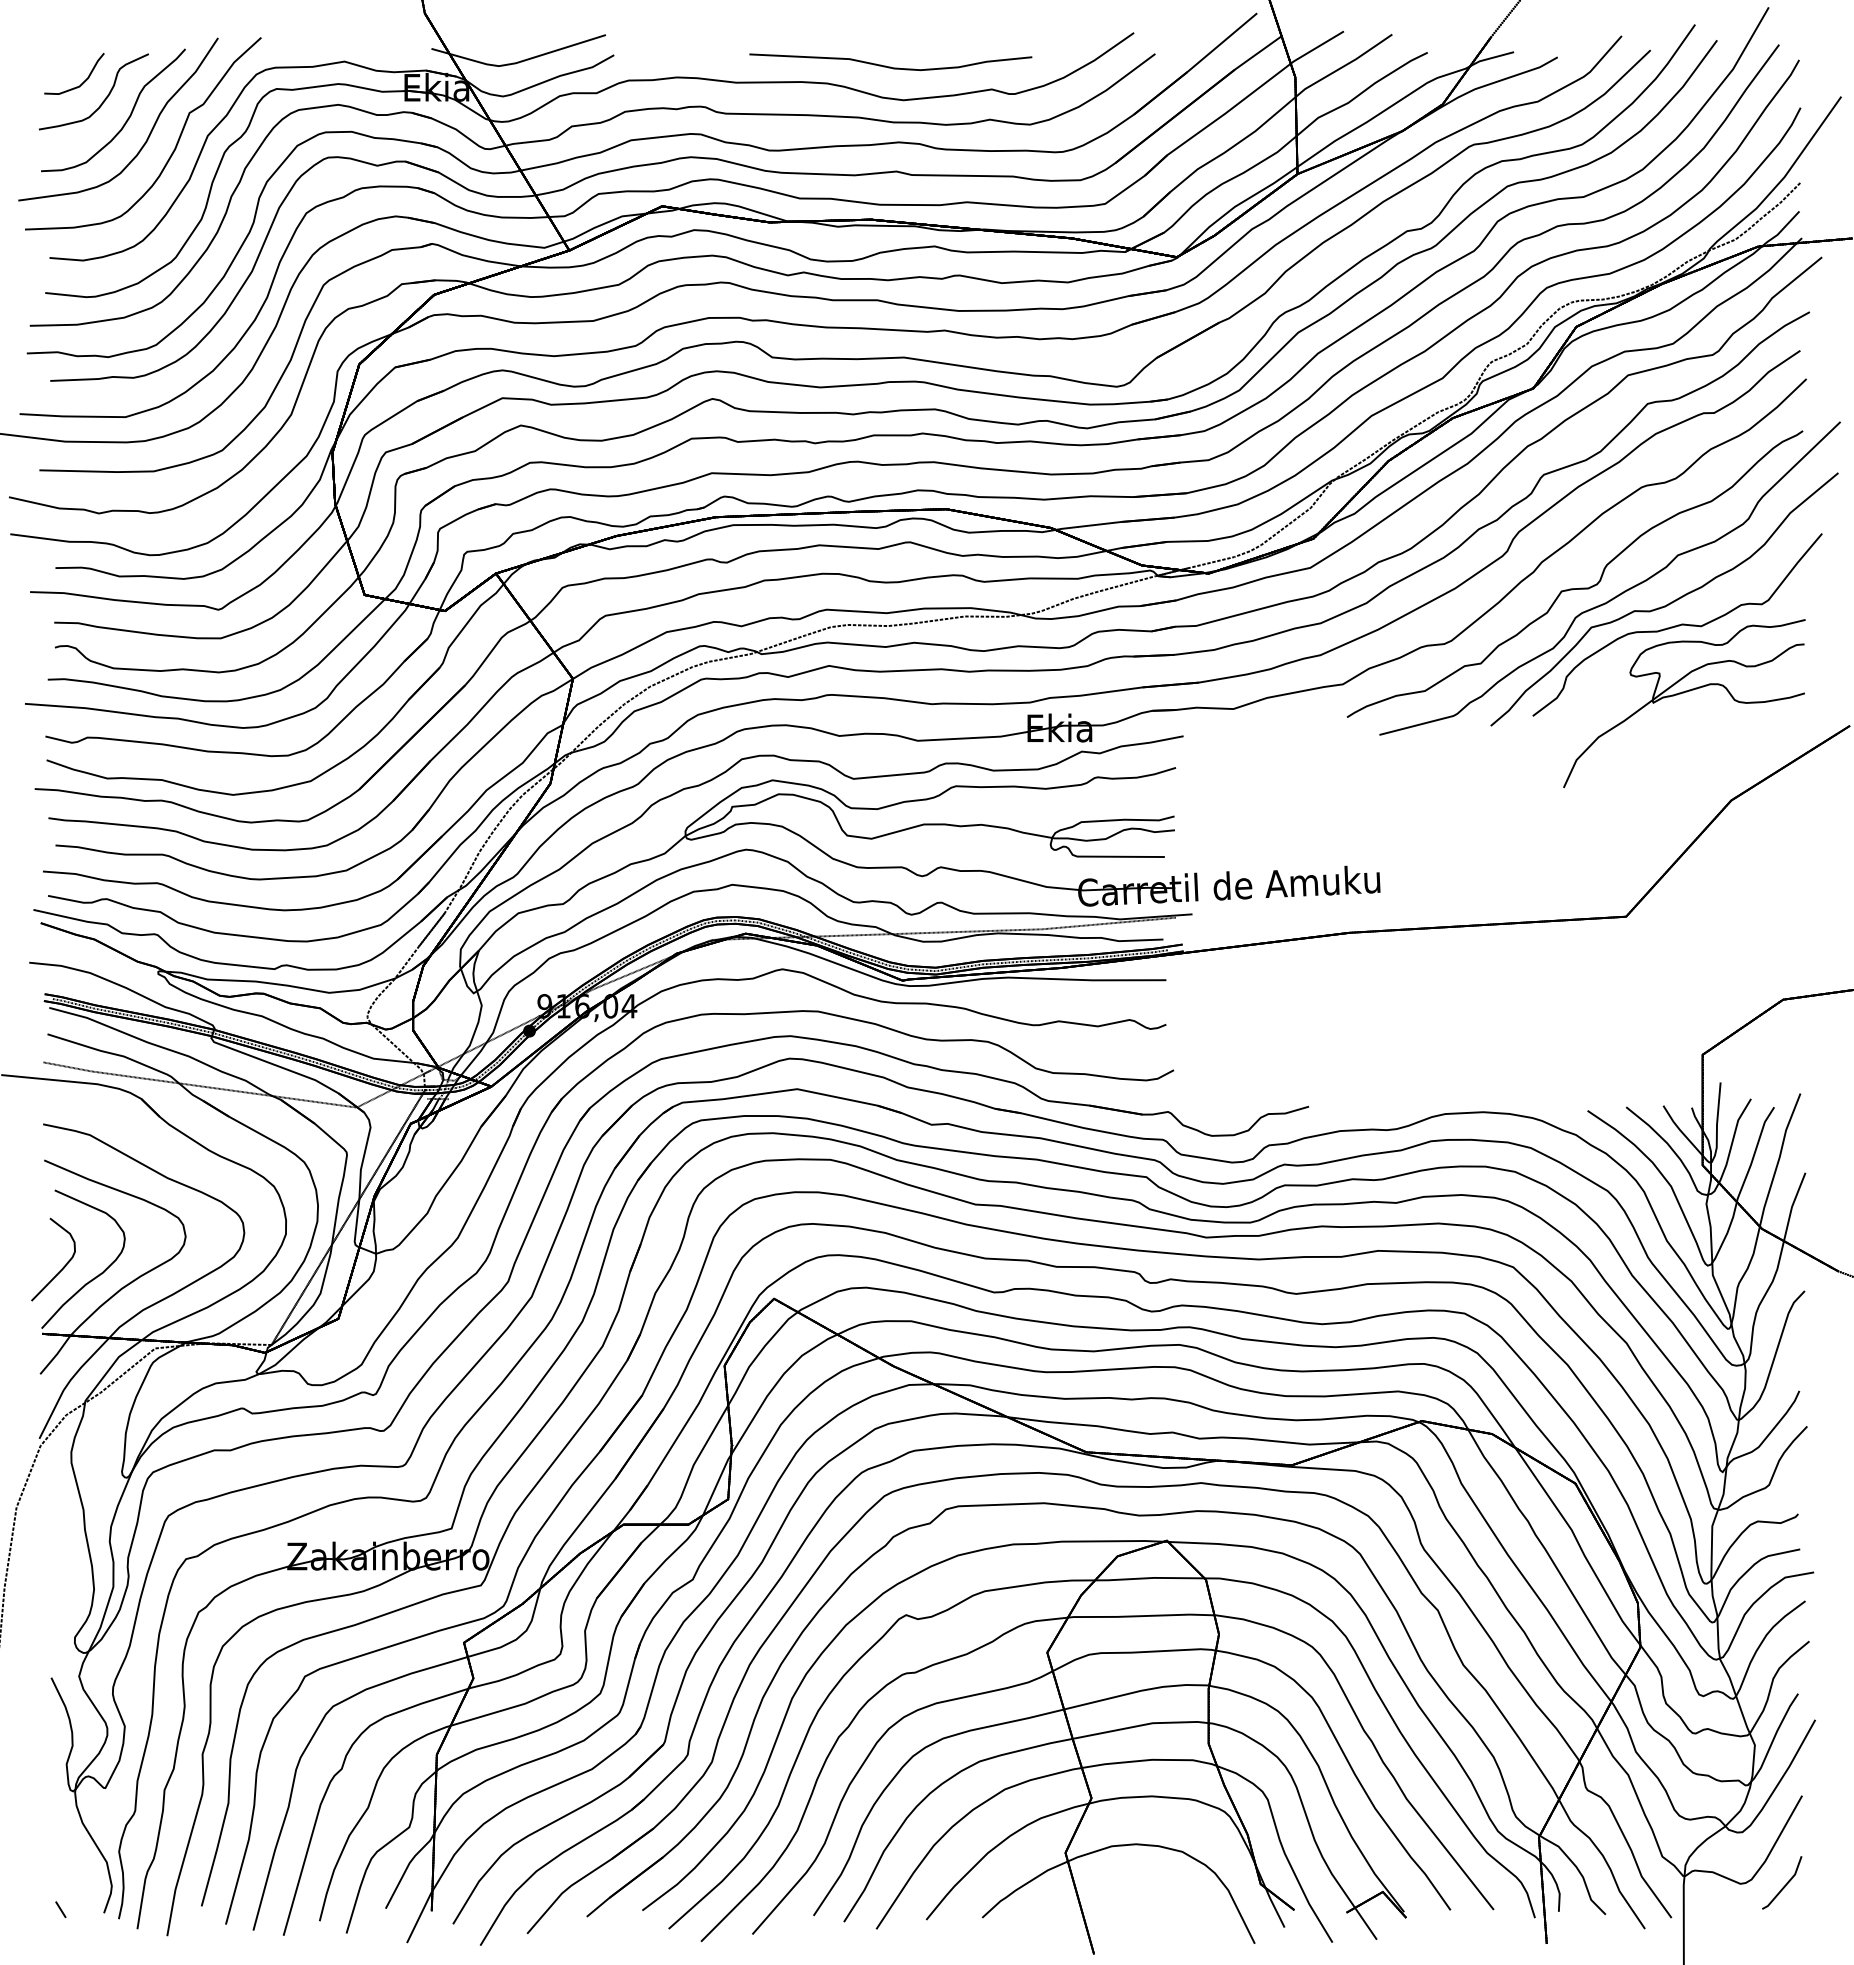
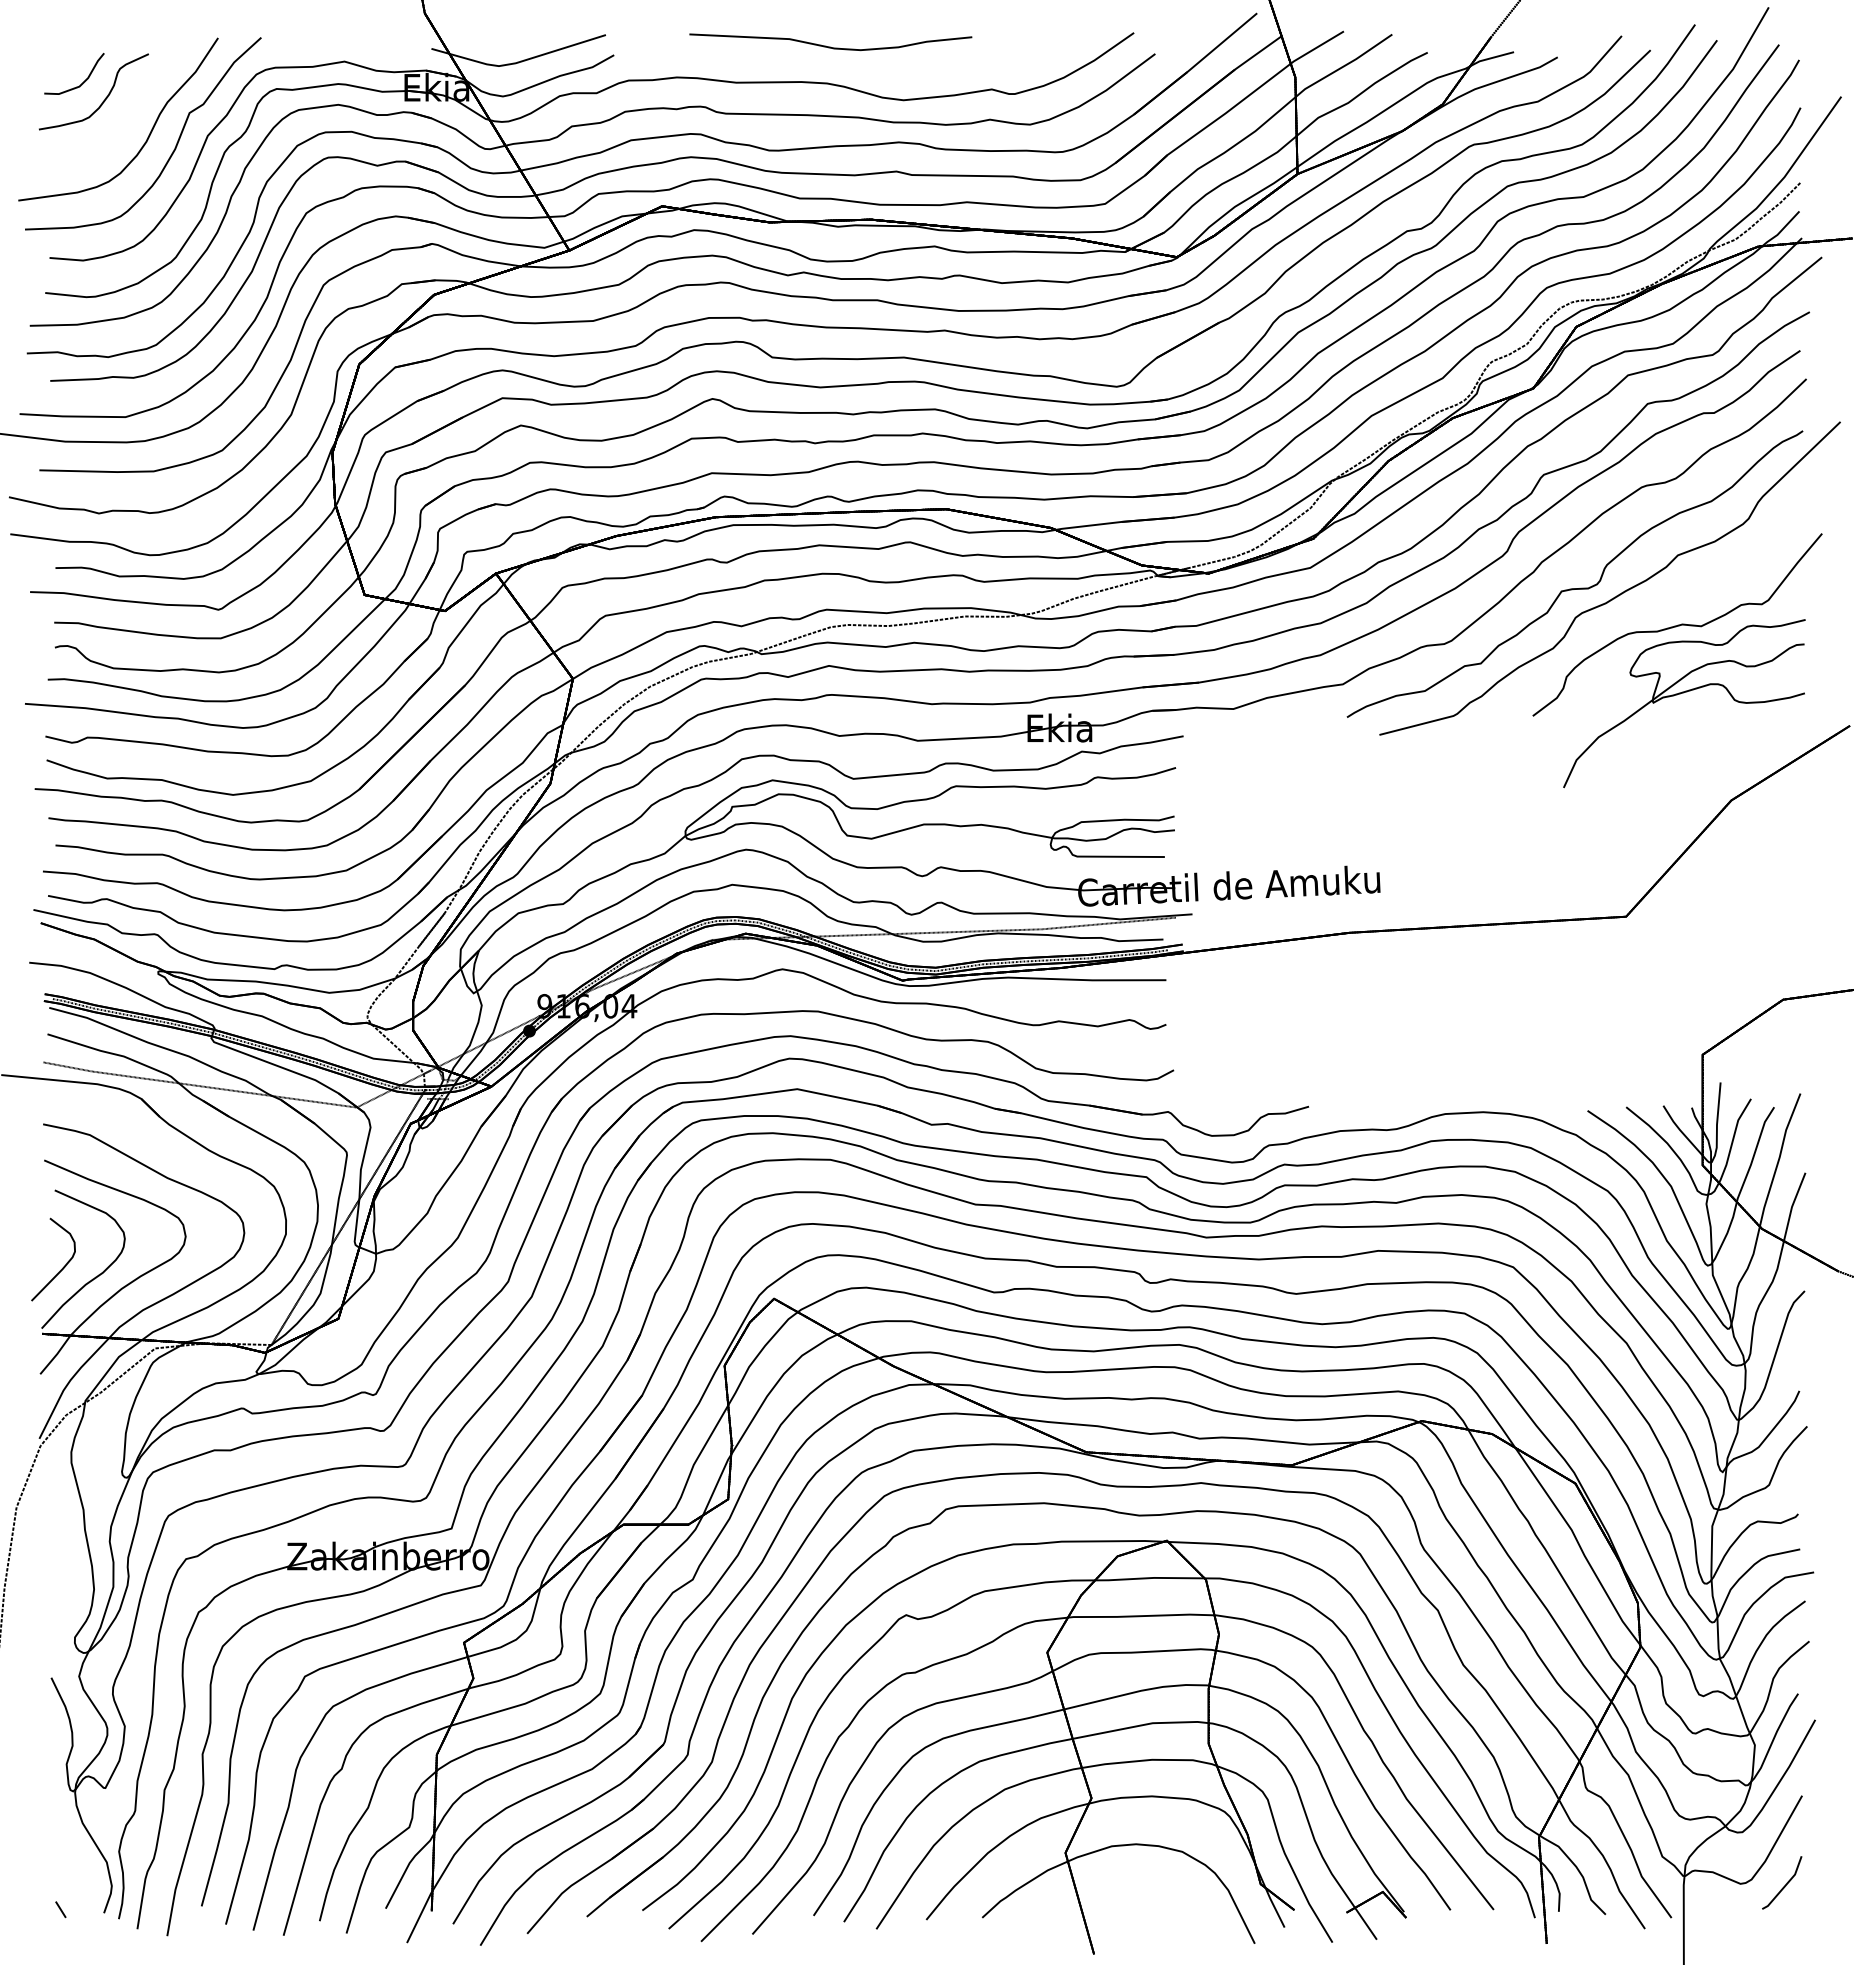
curve position: (890, 66) -> (830, 46) (830, 46)
curve: present -> none (127, 118)
curve: present -> none (1666, 604)
